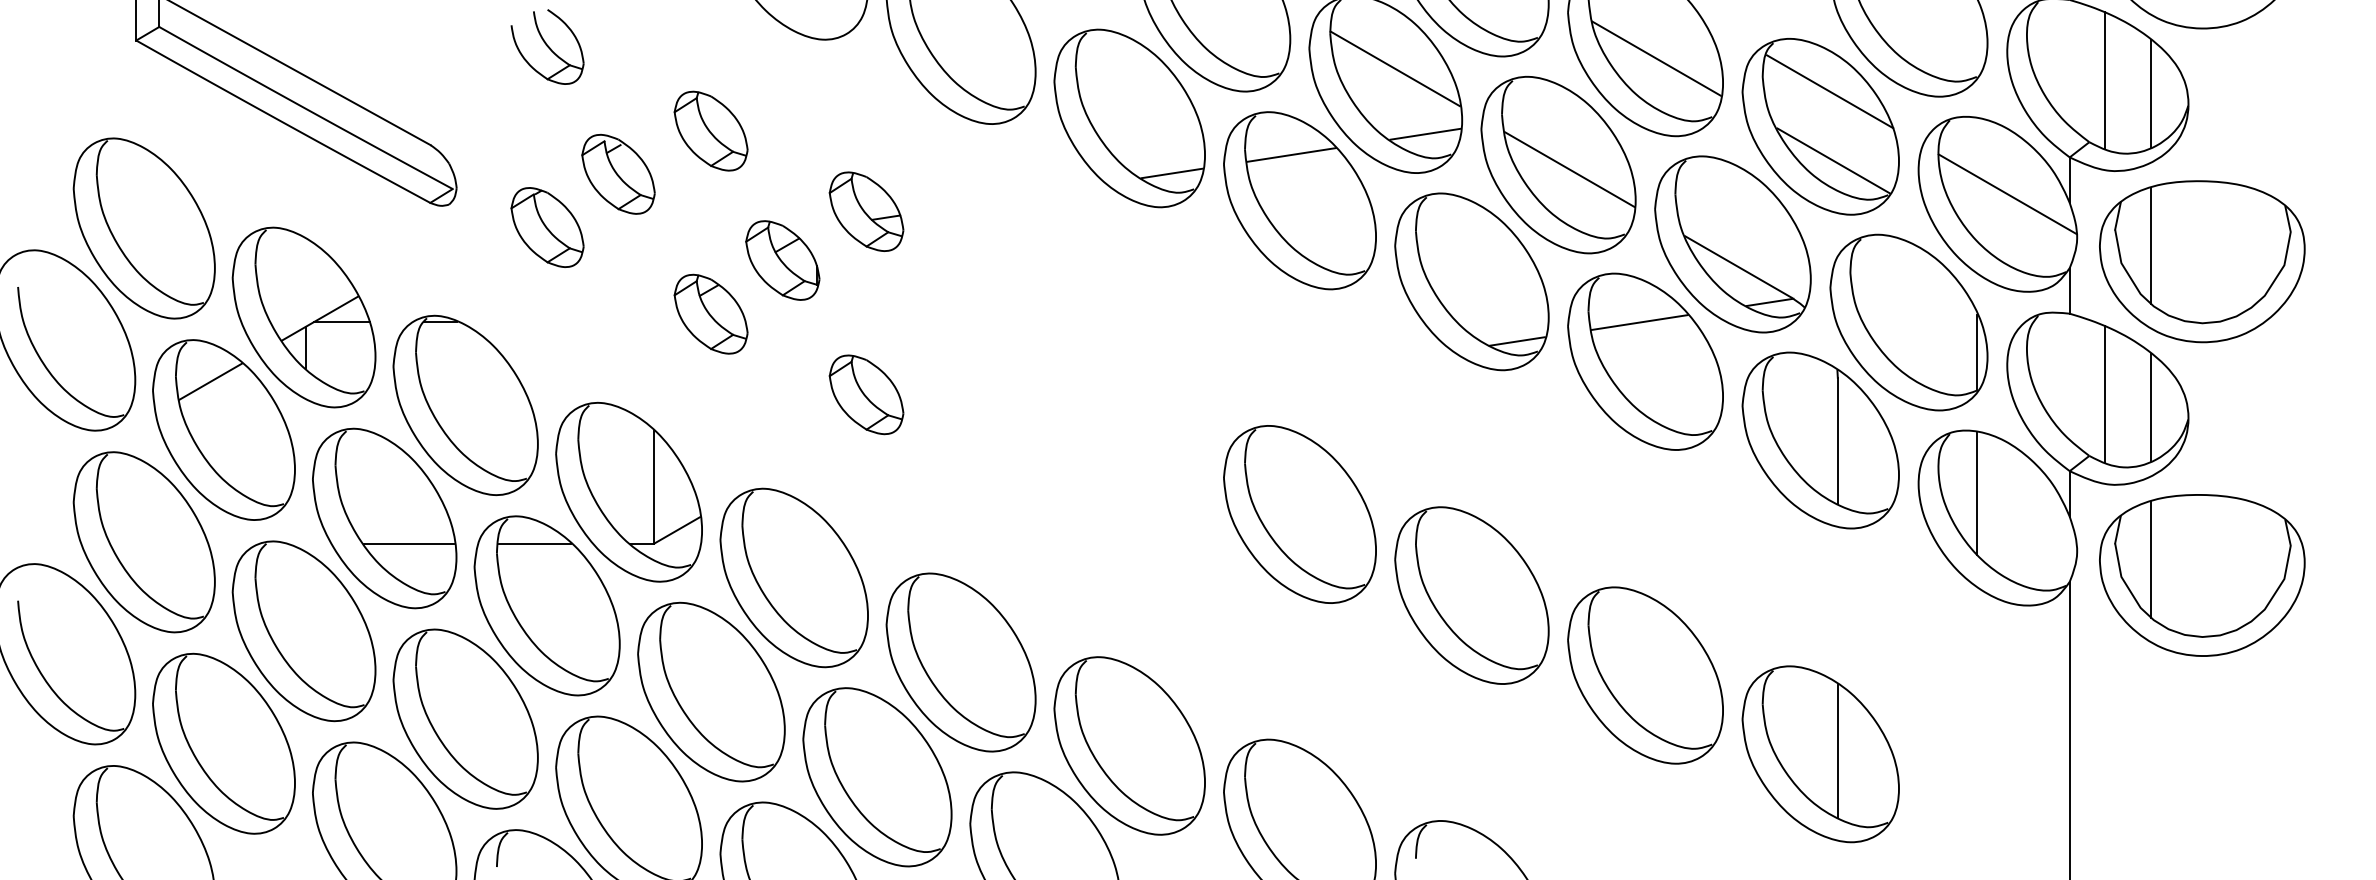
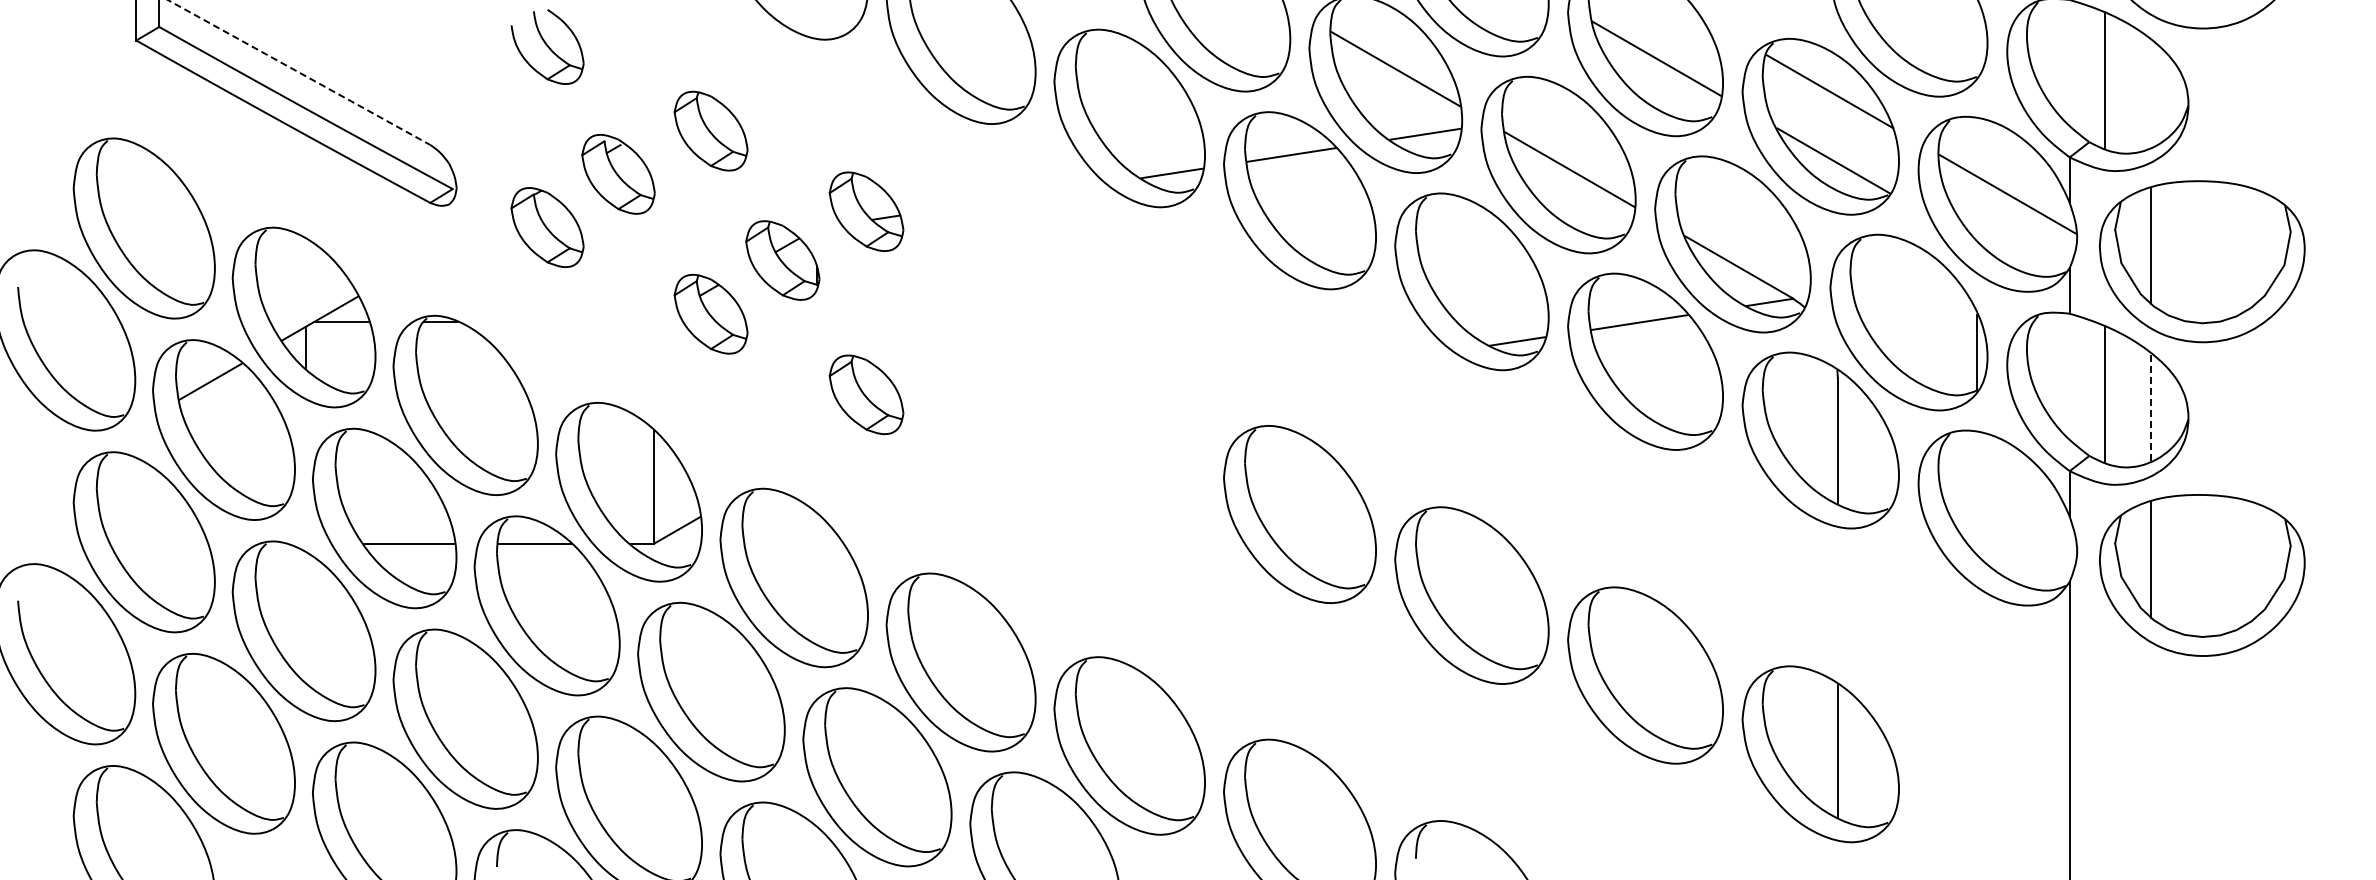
line: solid -> dashed (299, 72)
line: present -> none (2151, 93)
line: solid -> dashed (2151, 407)
line: present -> none (1977, 493)
